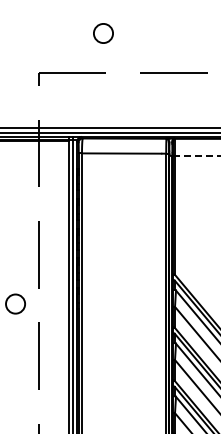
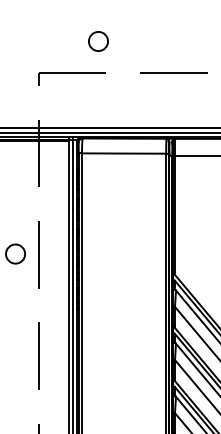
circle position: (103, 33) -> (98, 41) (98, 41)
line: dashed -> solid (196, 155)
circle position: (15, 303) -> (15, 253) (15, 253)
